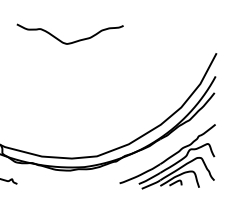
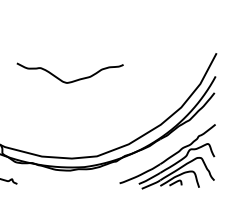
curve position: (72, 41) -> (72, 80) (72, 80)
